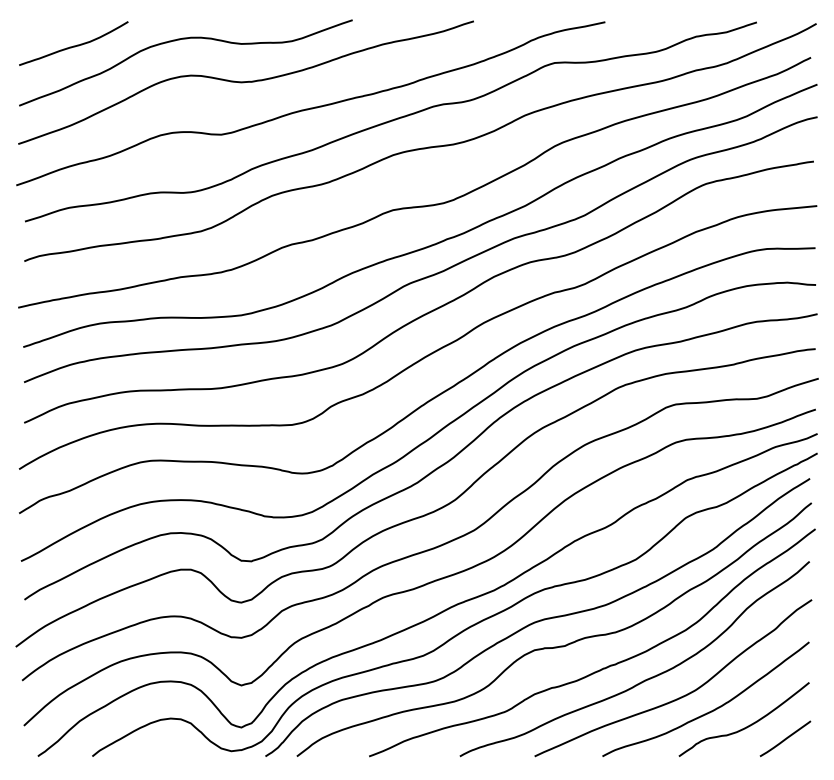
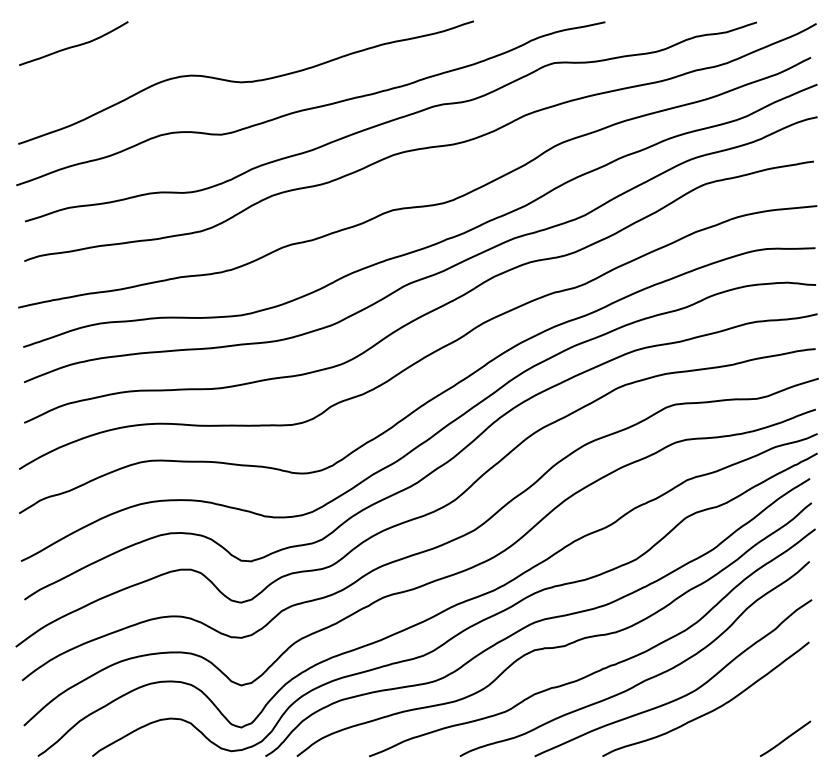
curve: present -> none (179, 40)
curve: present -> none (746, 726)
